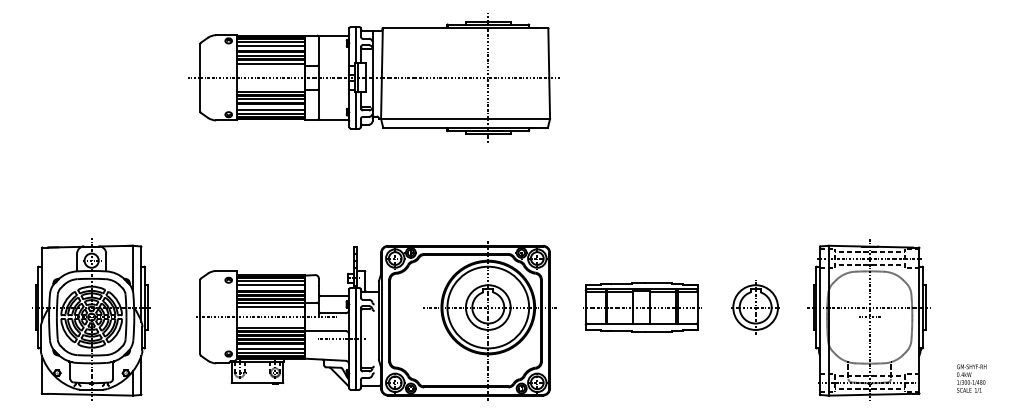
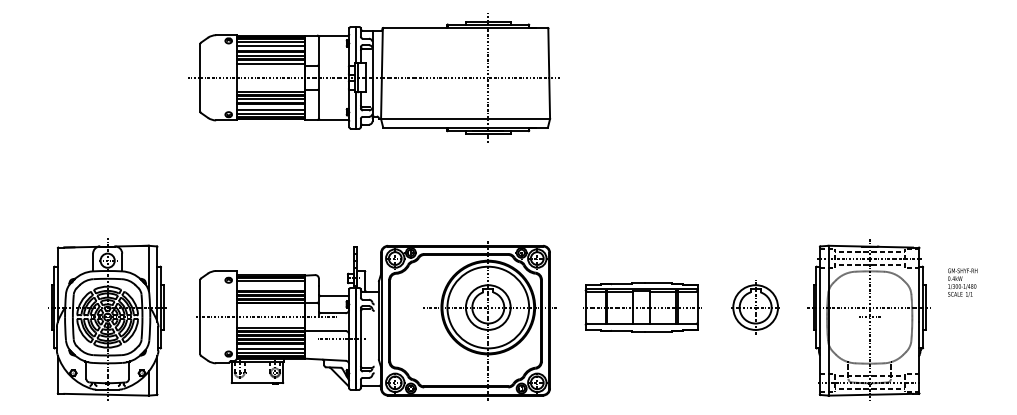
line: present -> none (270, 284)
line: present -> none (270, 306)
part position: (91, 319) -> (107, 319) (107, 319)
text position: (971, 378) -> (962, 282) (962, 282)
